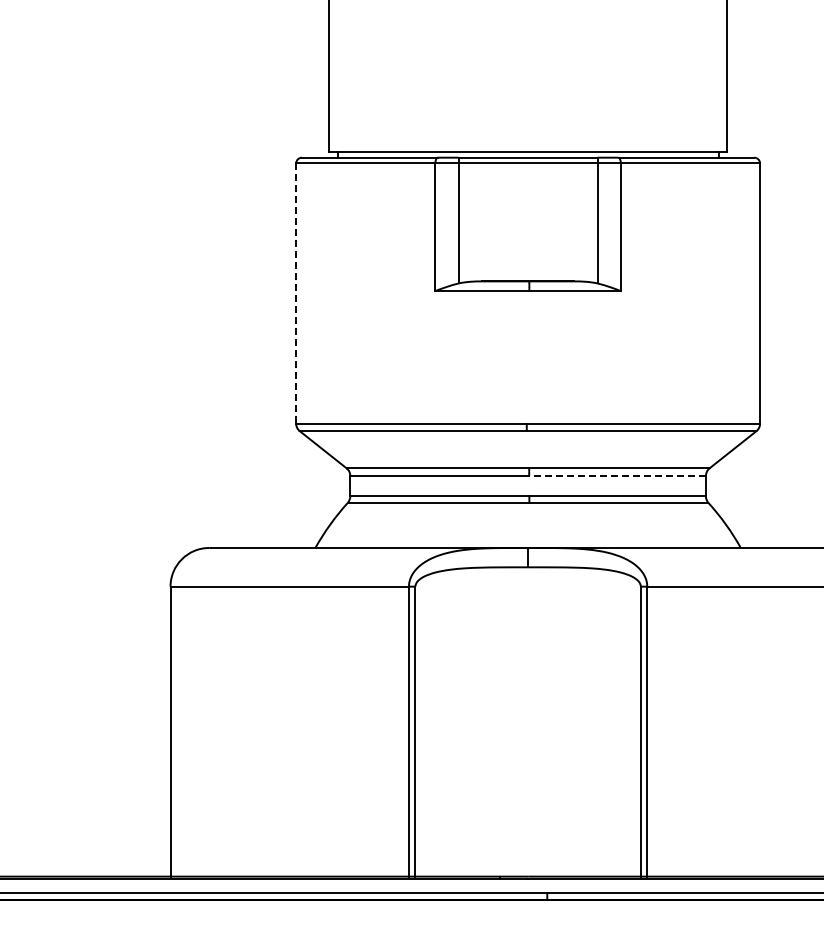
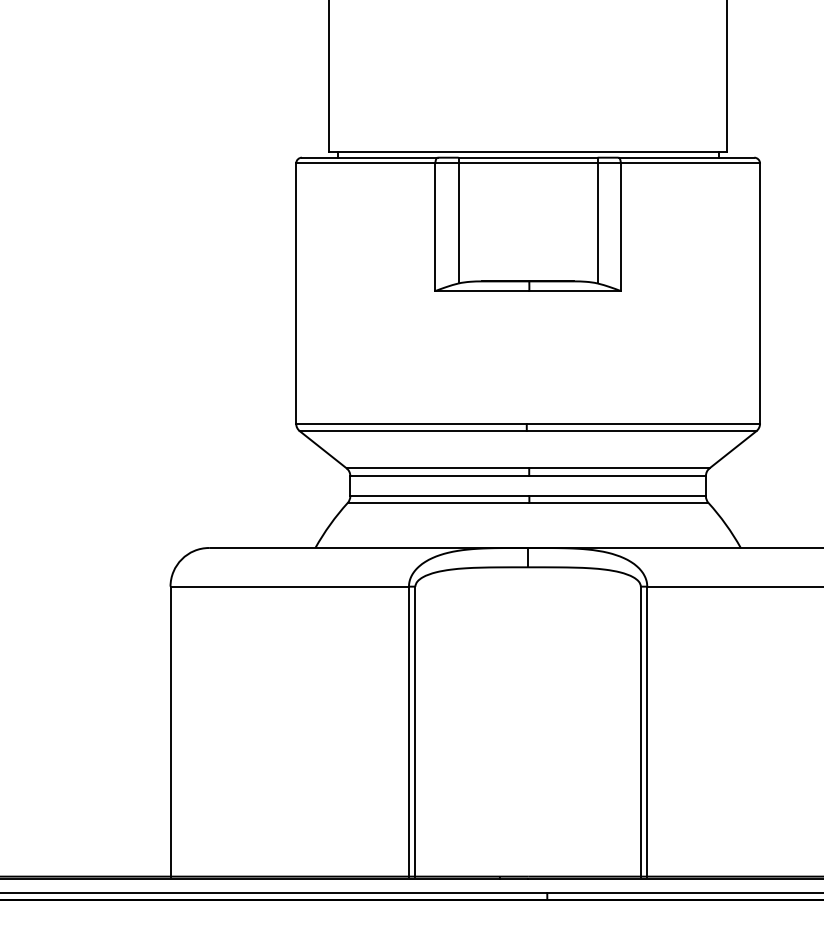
line: dashed -> solid (296, 294)
line: dashed -> solid (617, 475)
